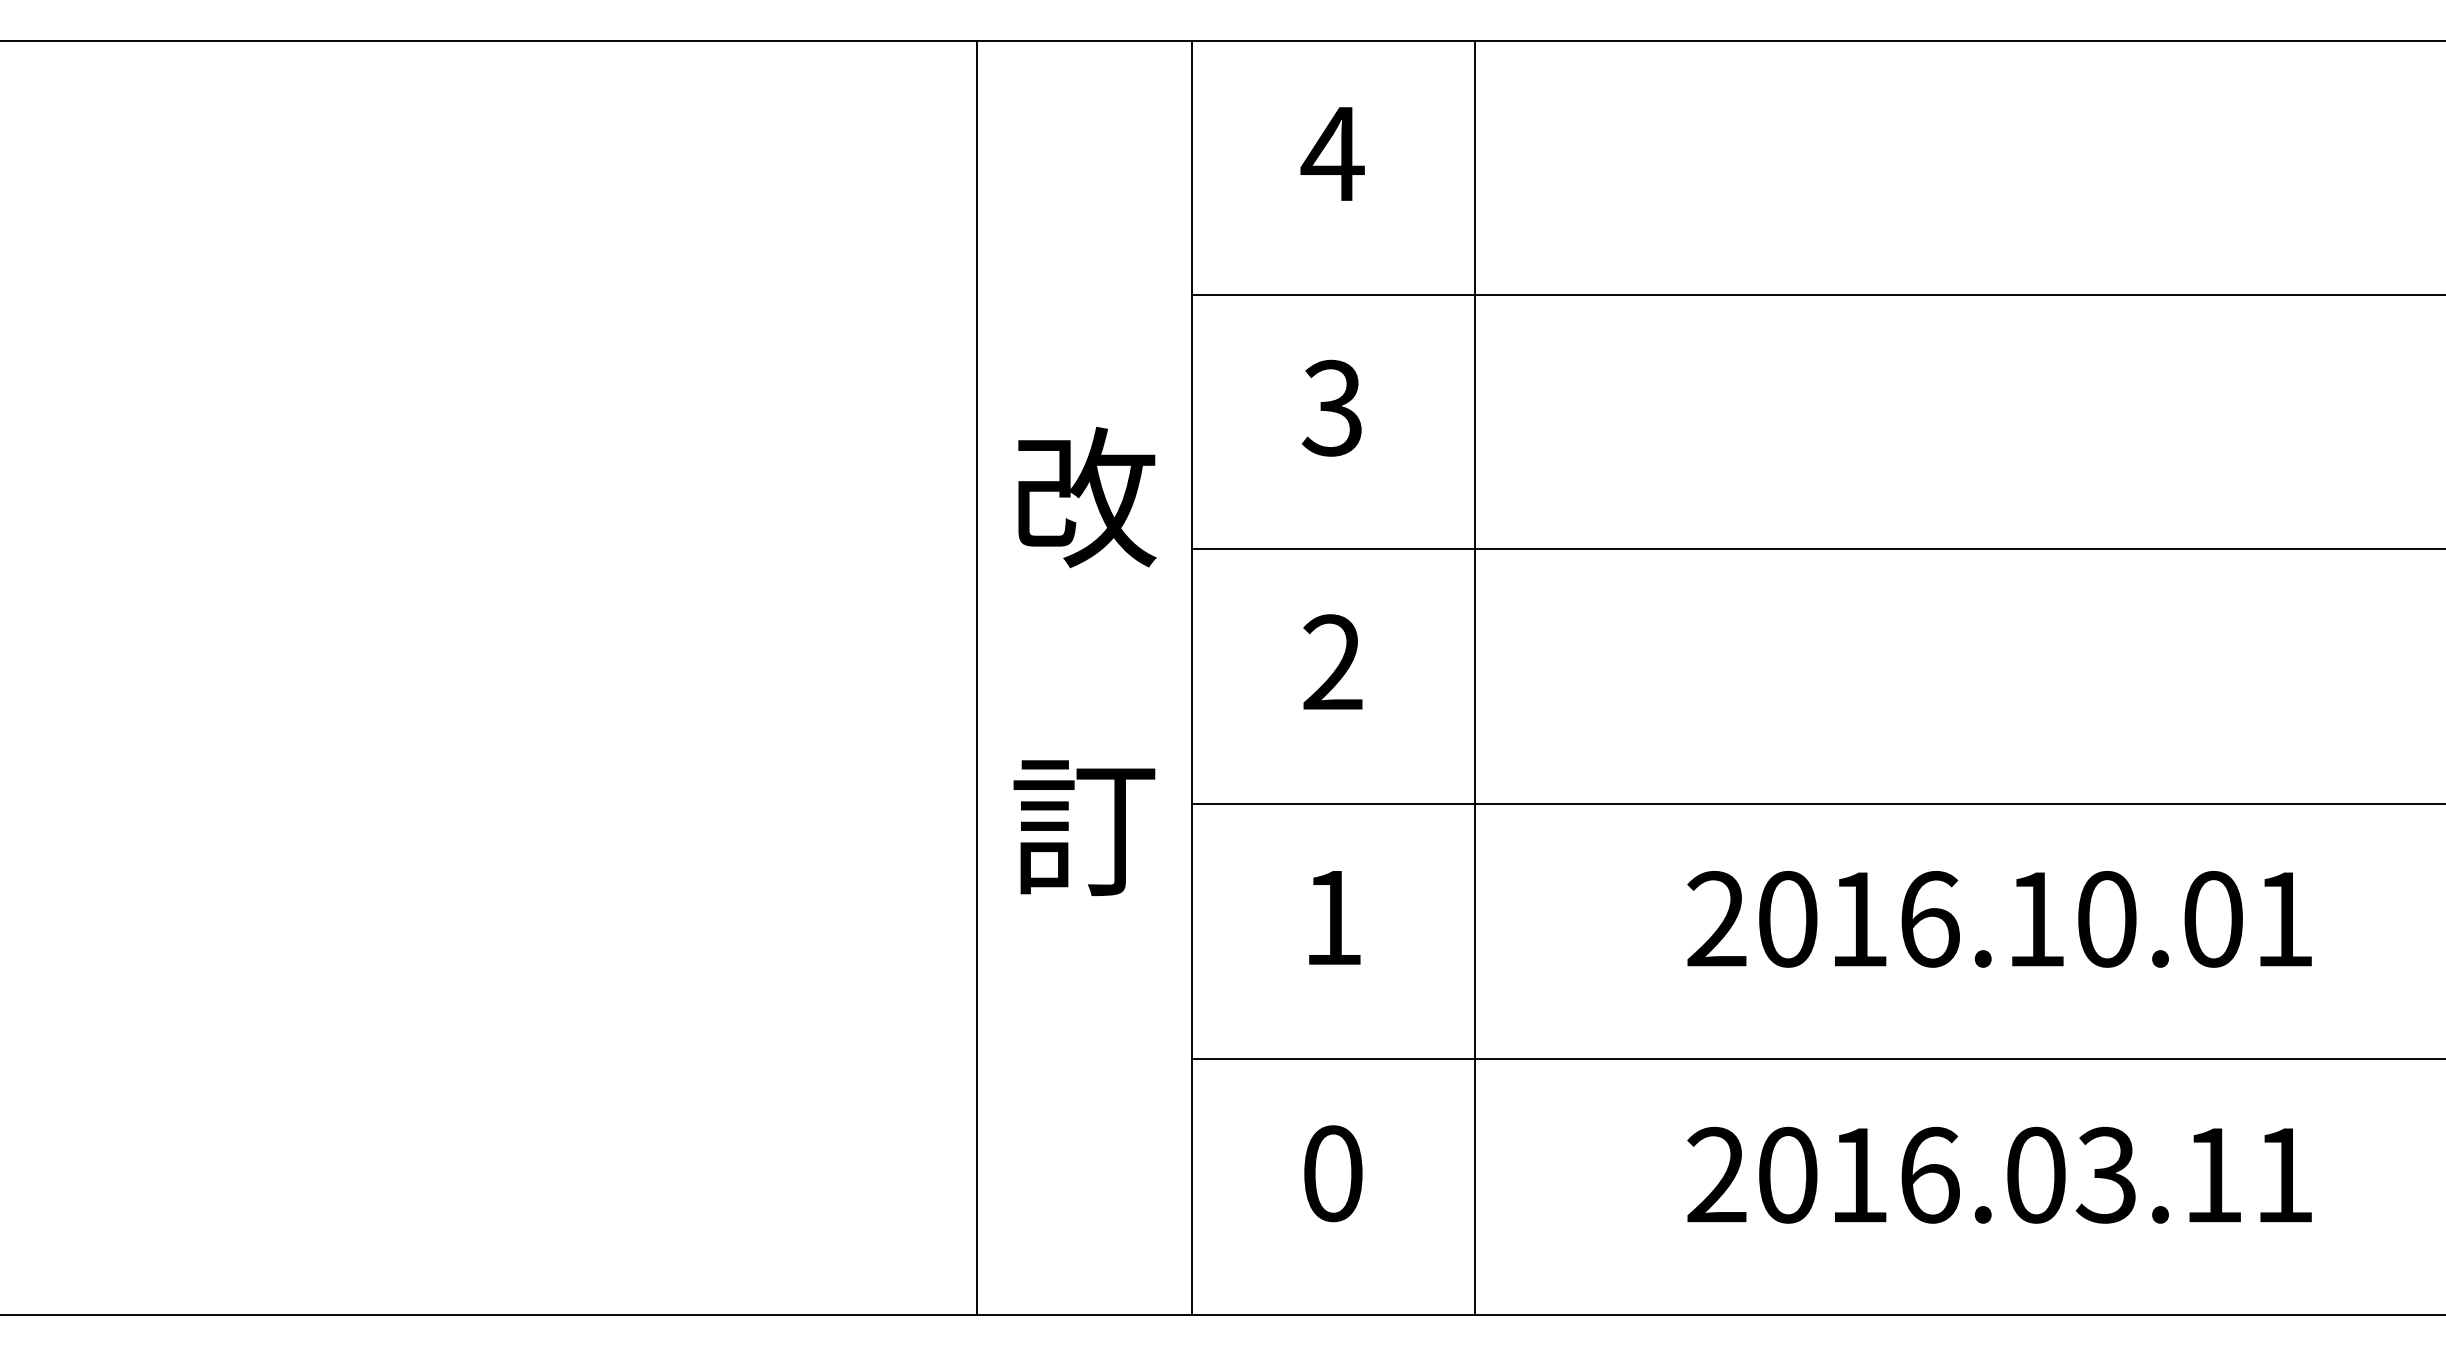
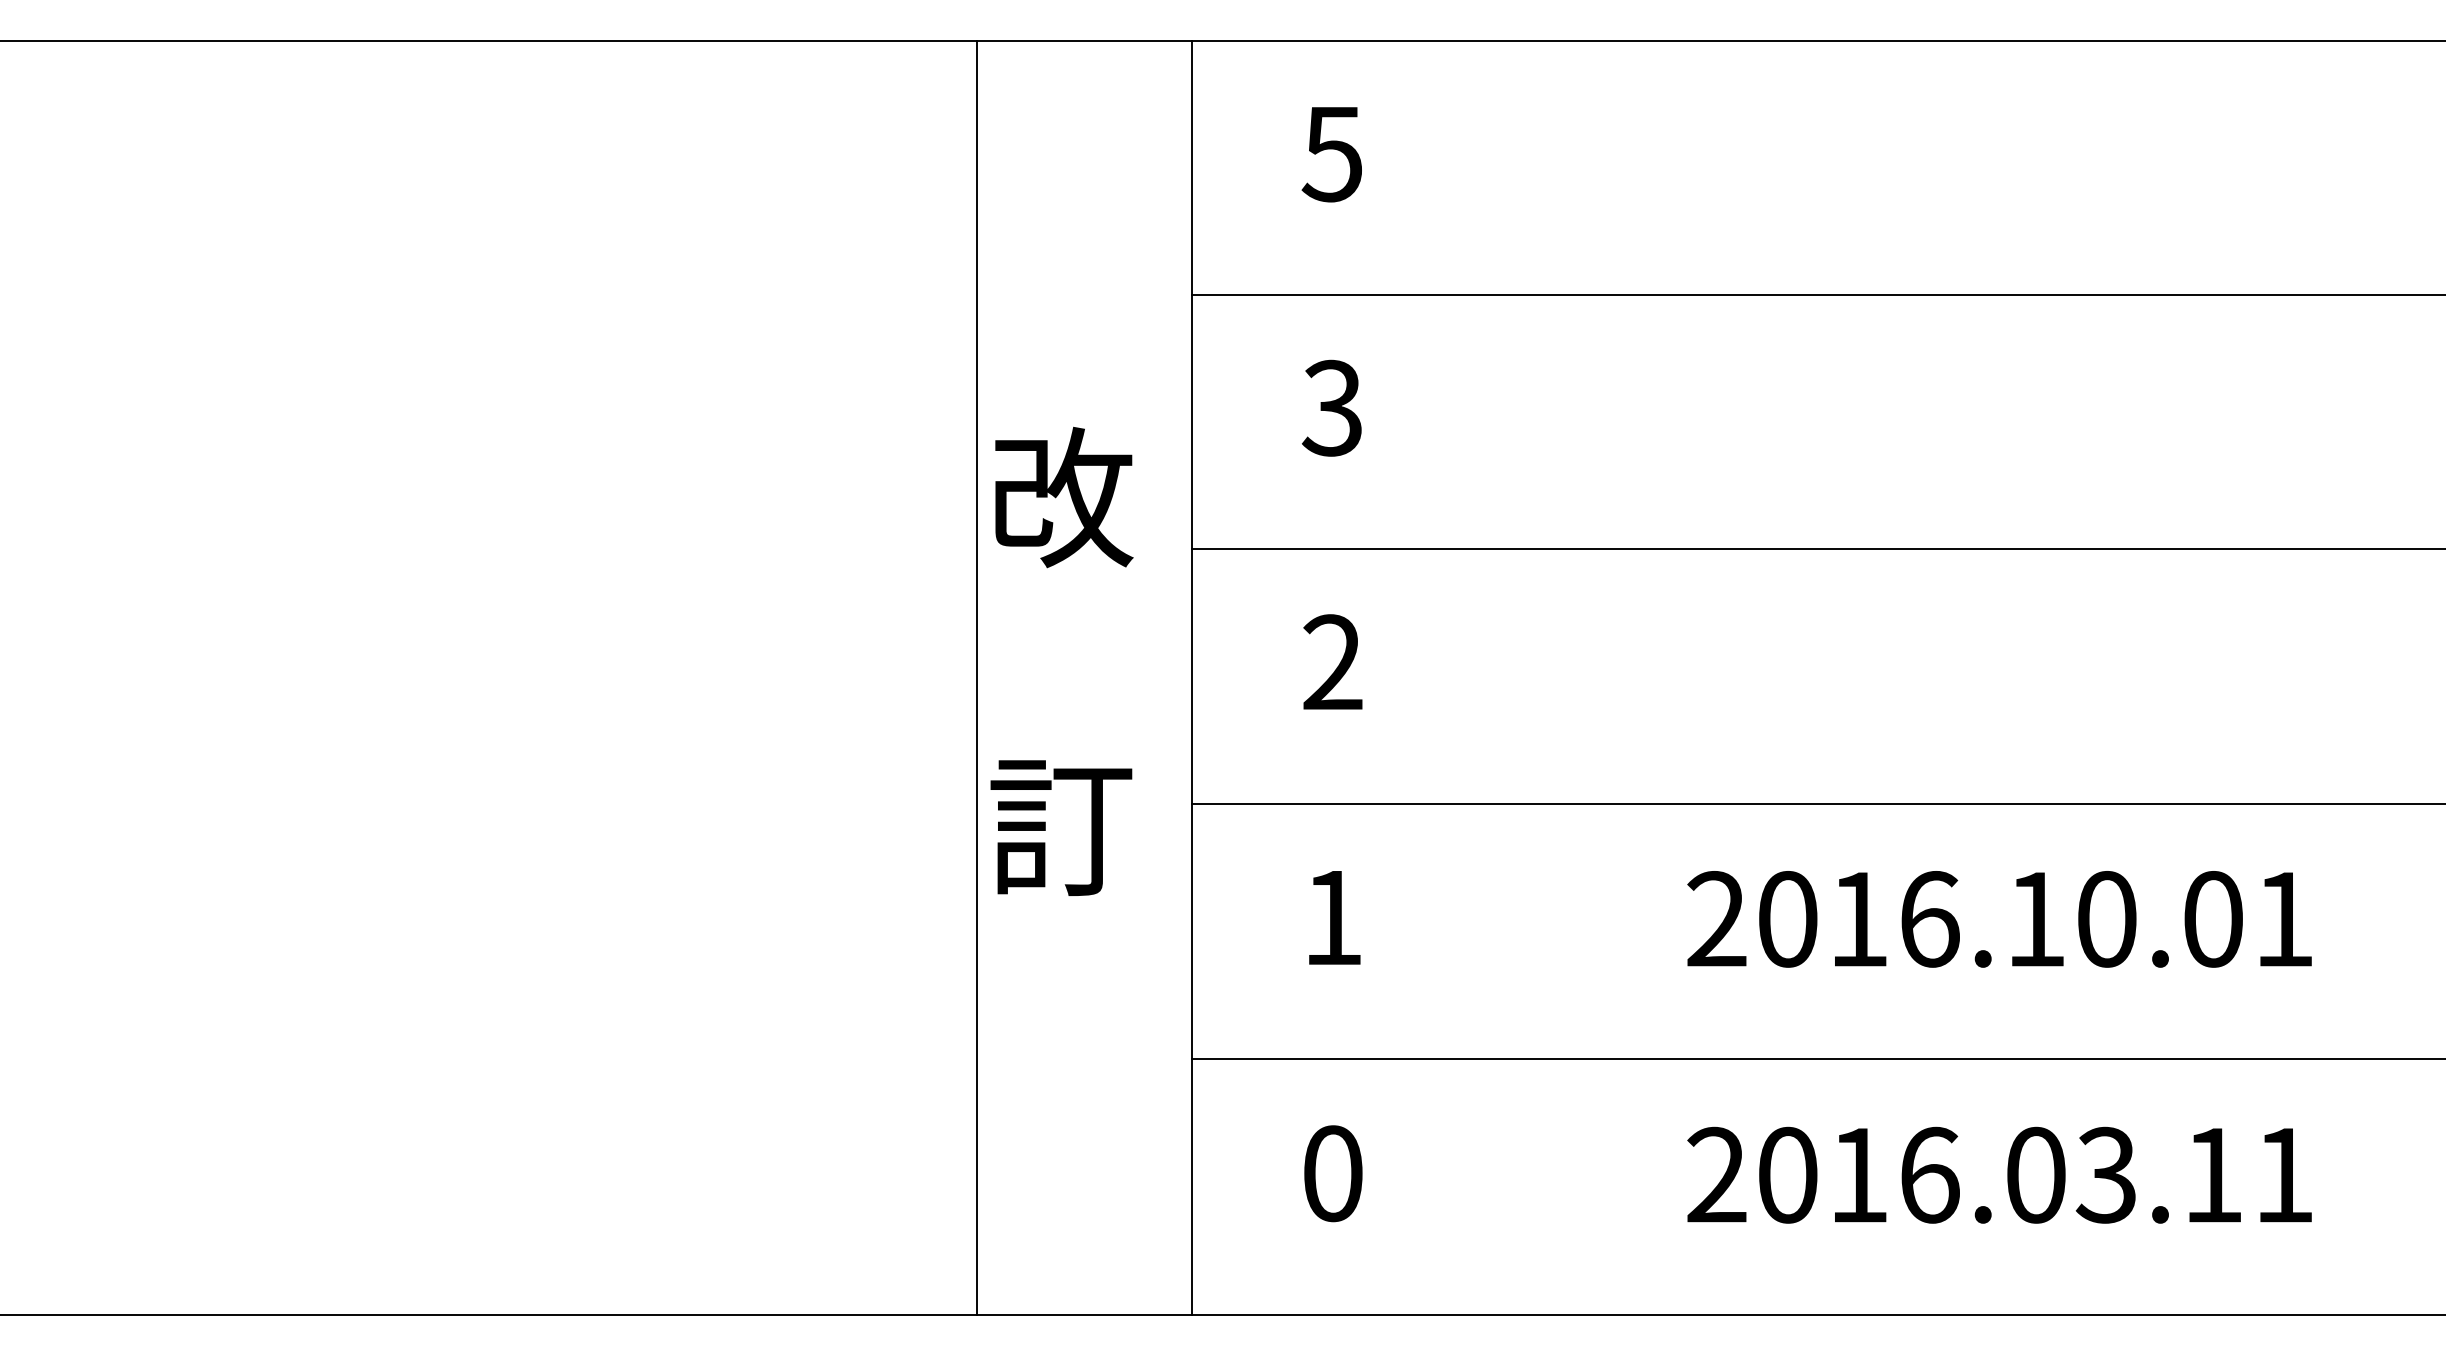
text: 4 -> 5 (1332, 154)
text position: (1084, 660) -> (1061, 660) (1061, 660)
line: present -> none (1474, 677)
